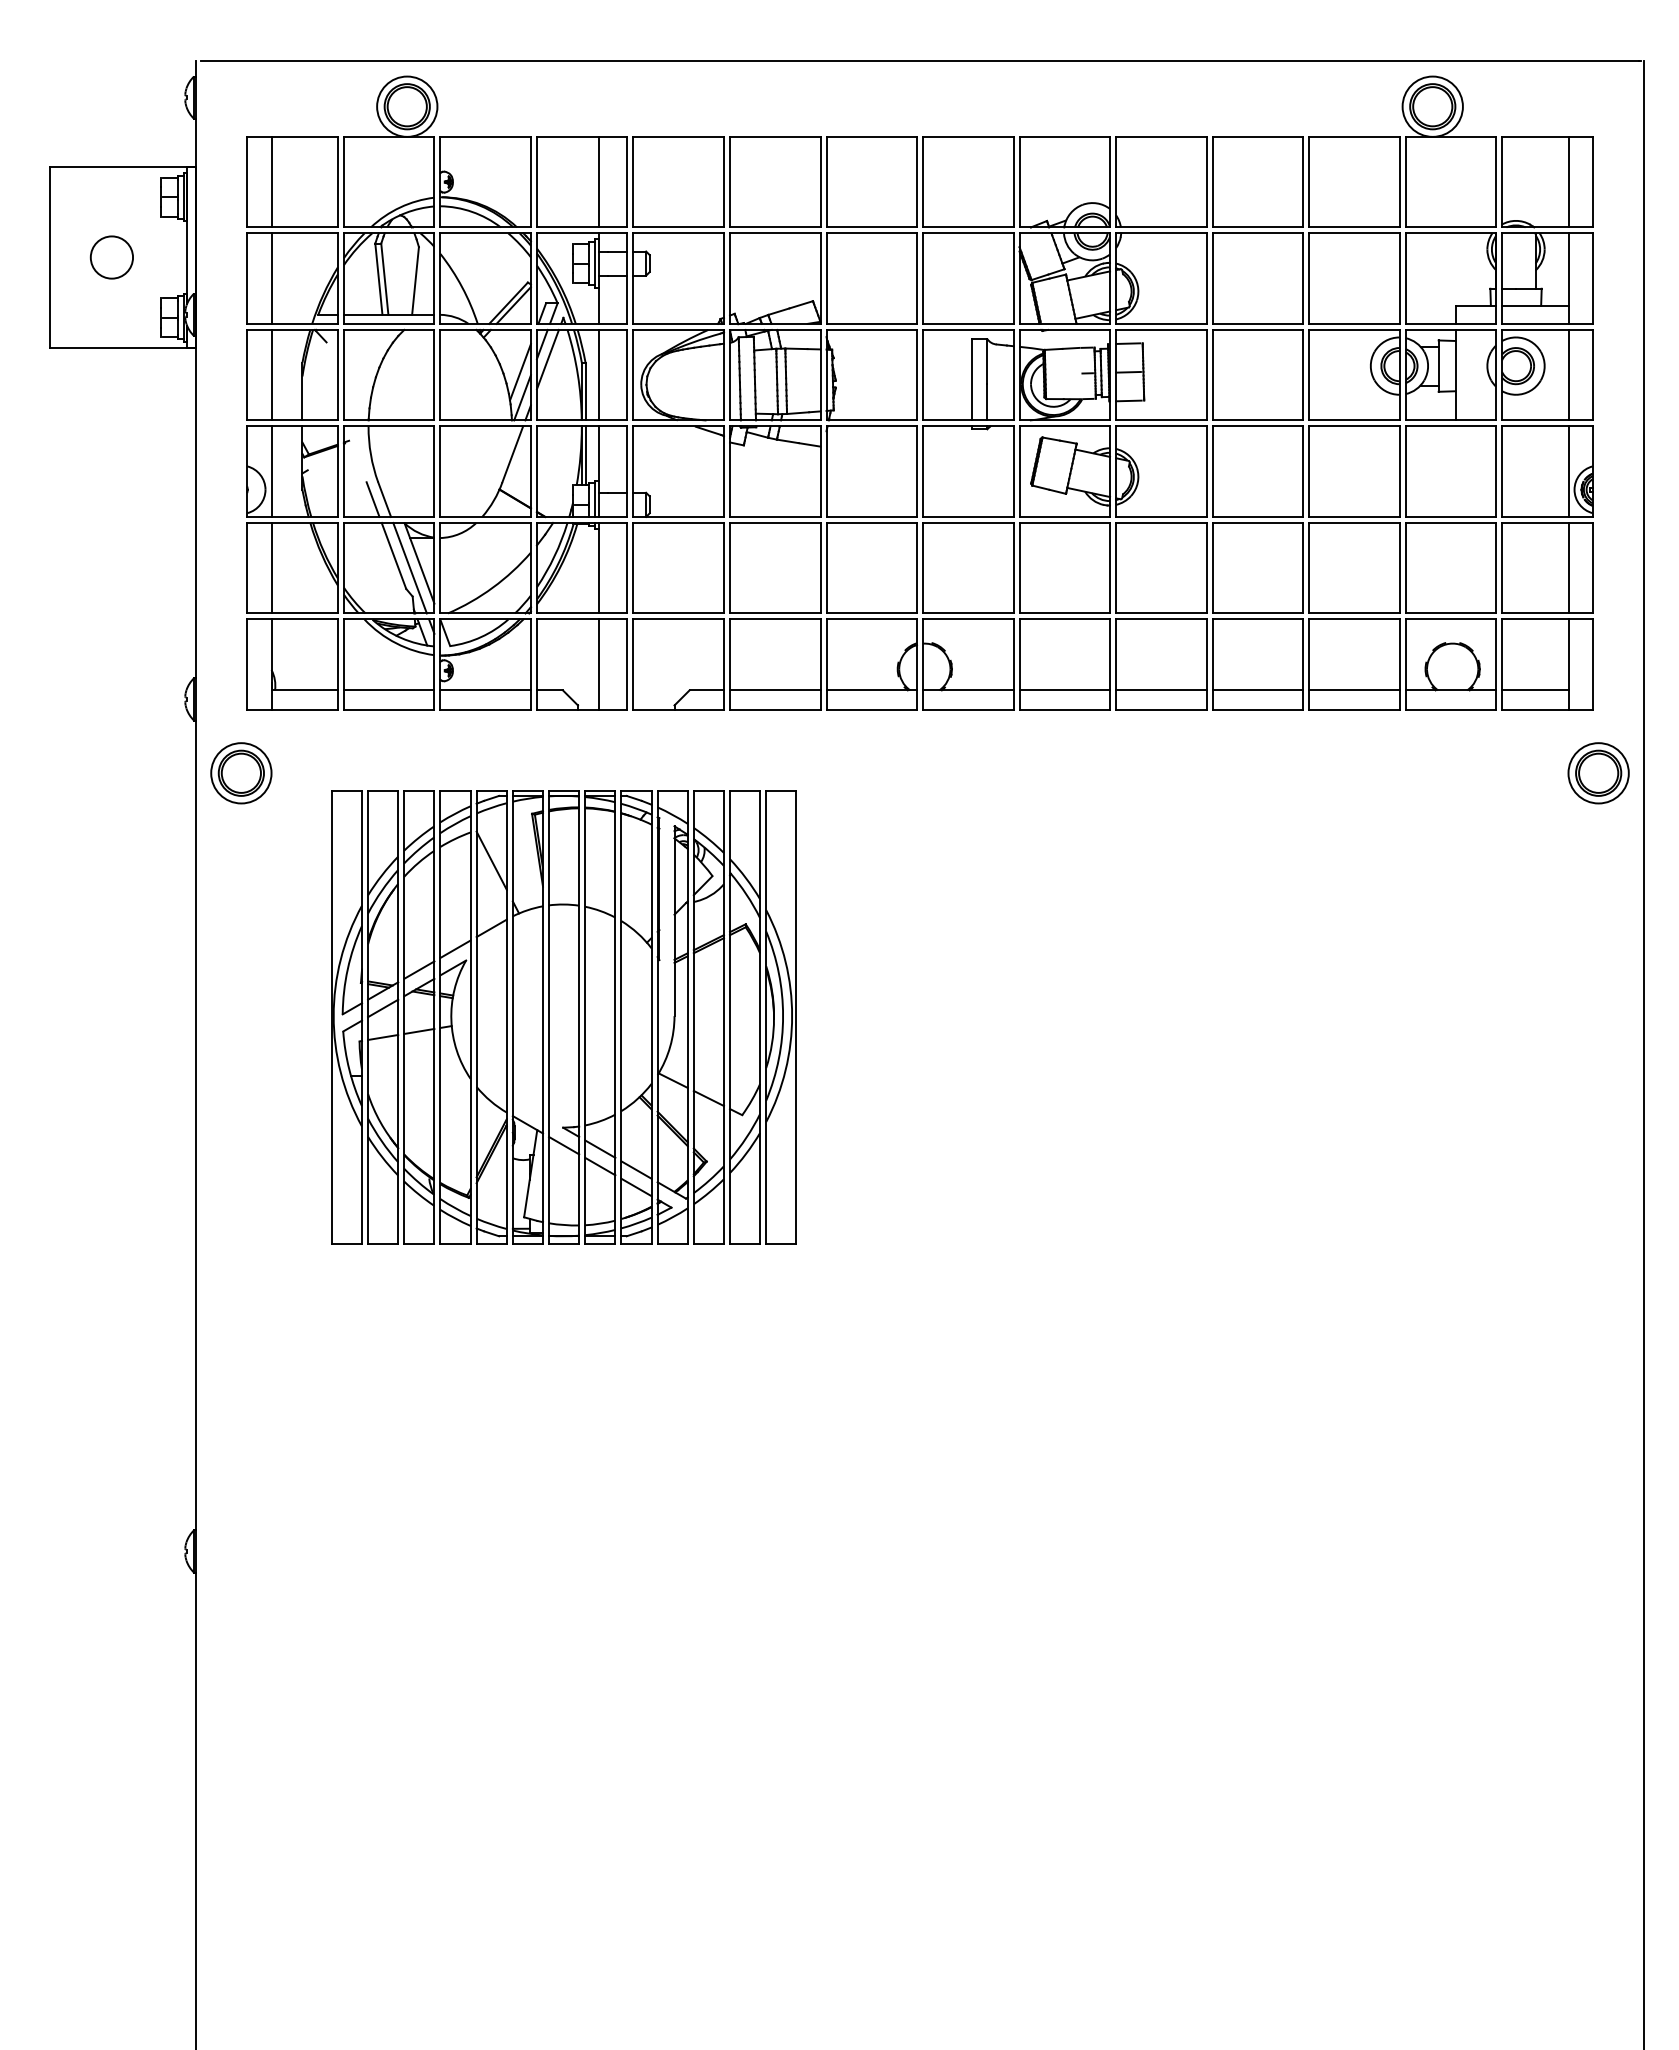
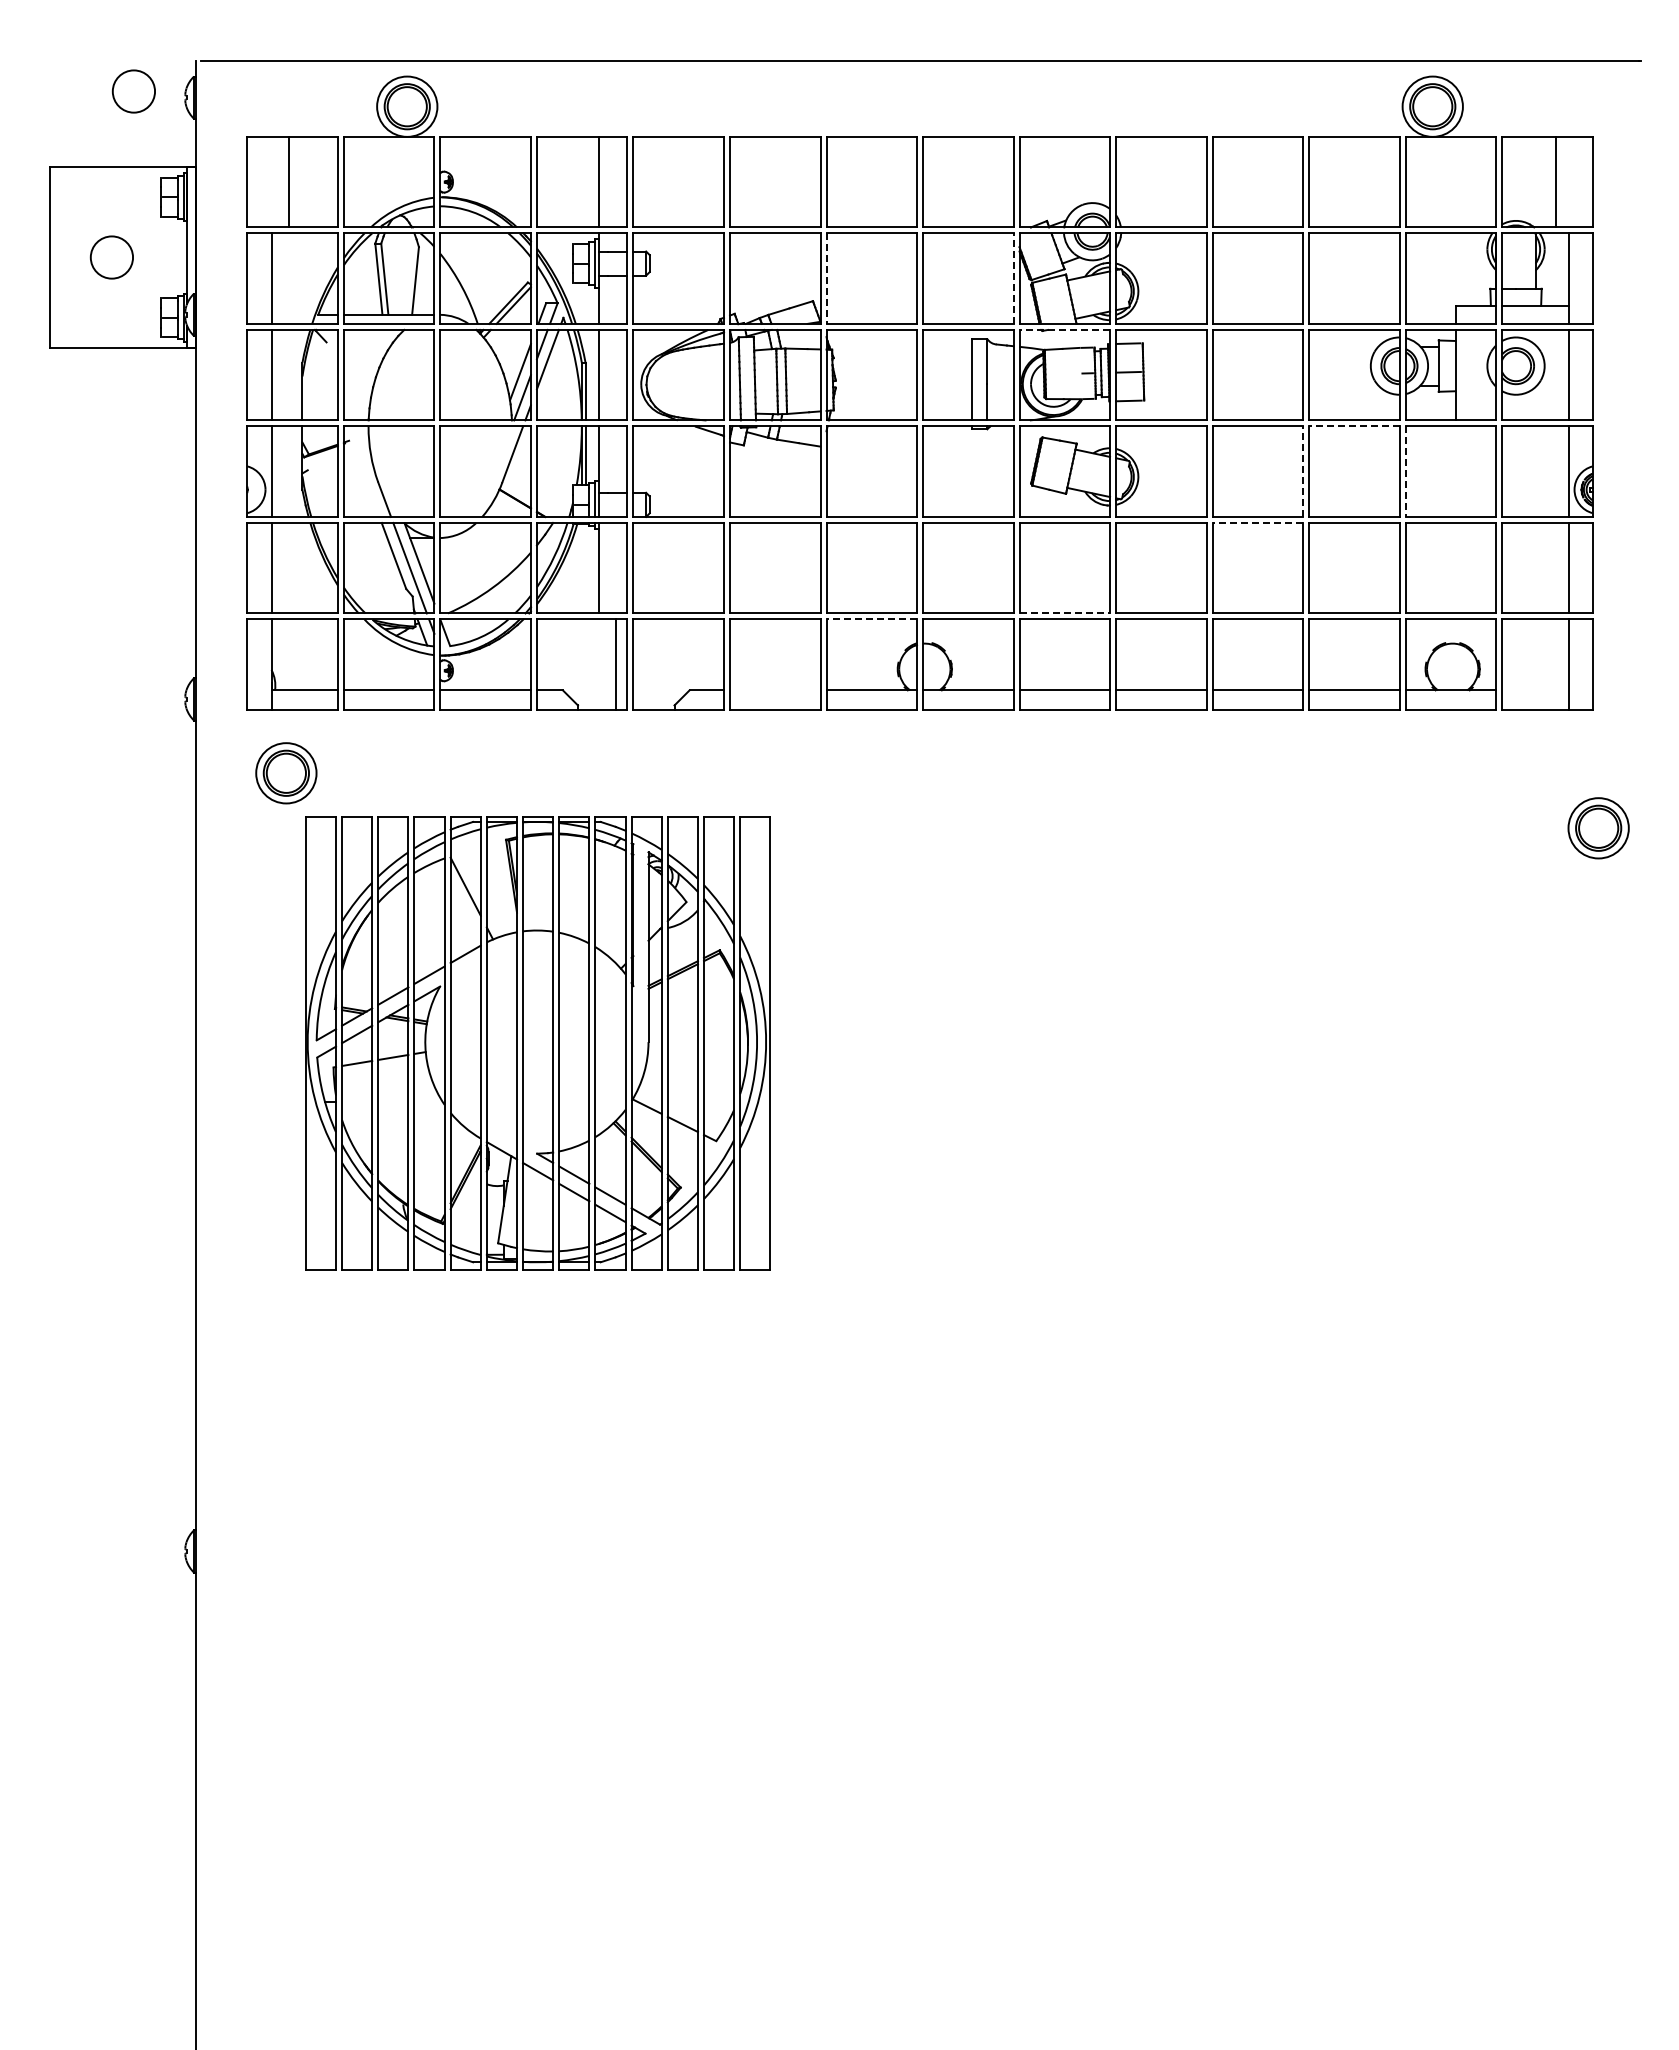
circle: none -> present (133, 91)
line position: (271, 181) -> (288, 181) (288, 181)
line position: (1568, 181) -> (1555, 181) (1555, 181)
line: solid -> dashed (1013, 278)
line: solid -> dashed (826, 279)
line: solid -> dashed (1064, 329)
line: solid -> dashed (1353, 426)
line: solid -> dashed (1303, 471)
line: solid -> dashed (1405, 472)
line: present -> none (372, 499)
line: solid -> dashed (1257, 522)
line: solid -> dashed (1065, 613)
line: solid -> dashed (871, 619)
line position: (599, 664) -> (616, 664) (616, 664)
line: present -> none (775, 690)
line: present -> none (1535, 690)
part position: (241, 773) -> (286, 773) (286, 773)
part position: (1598, 773) -> (1598, 828) (1598, 828)
part position: (563, 1017) -> (537, 1043) (537, 1043)
line: present -> none (1643, 1053)
